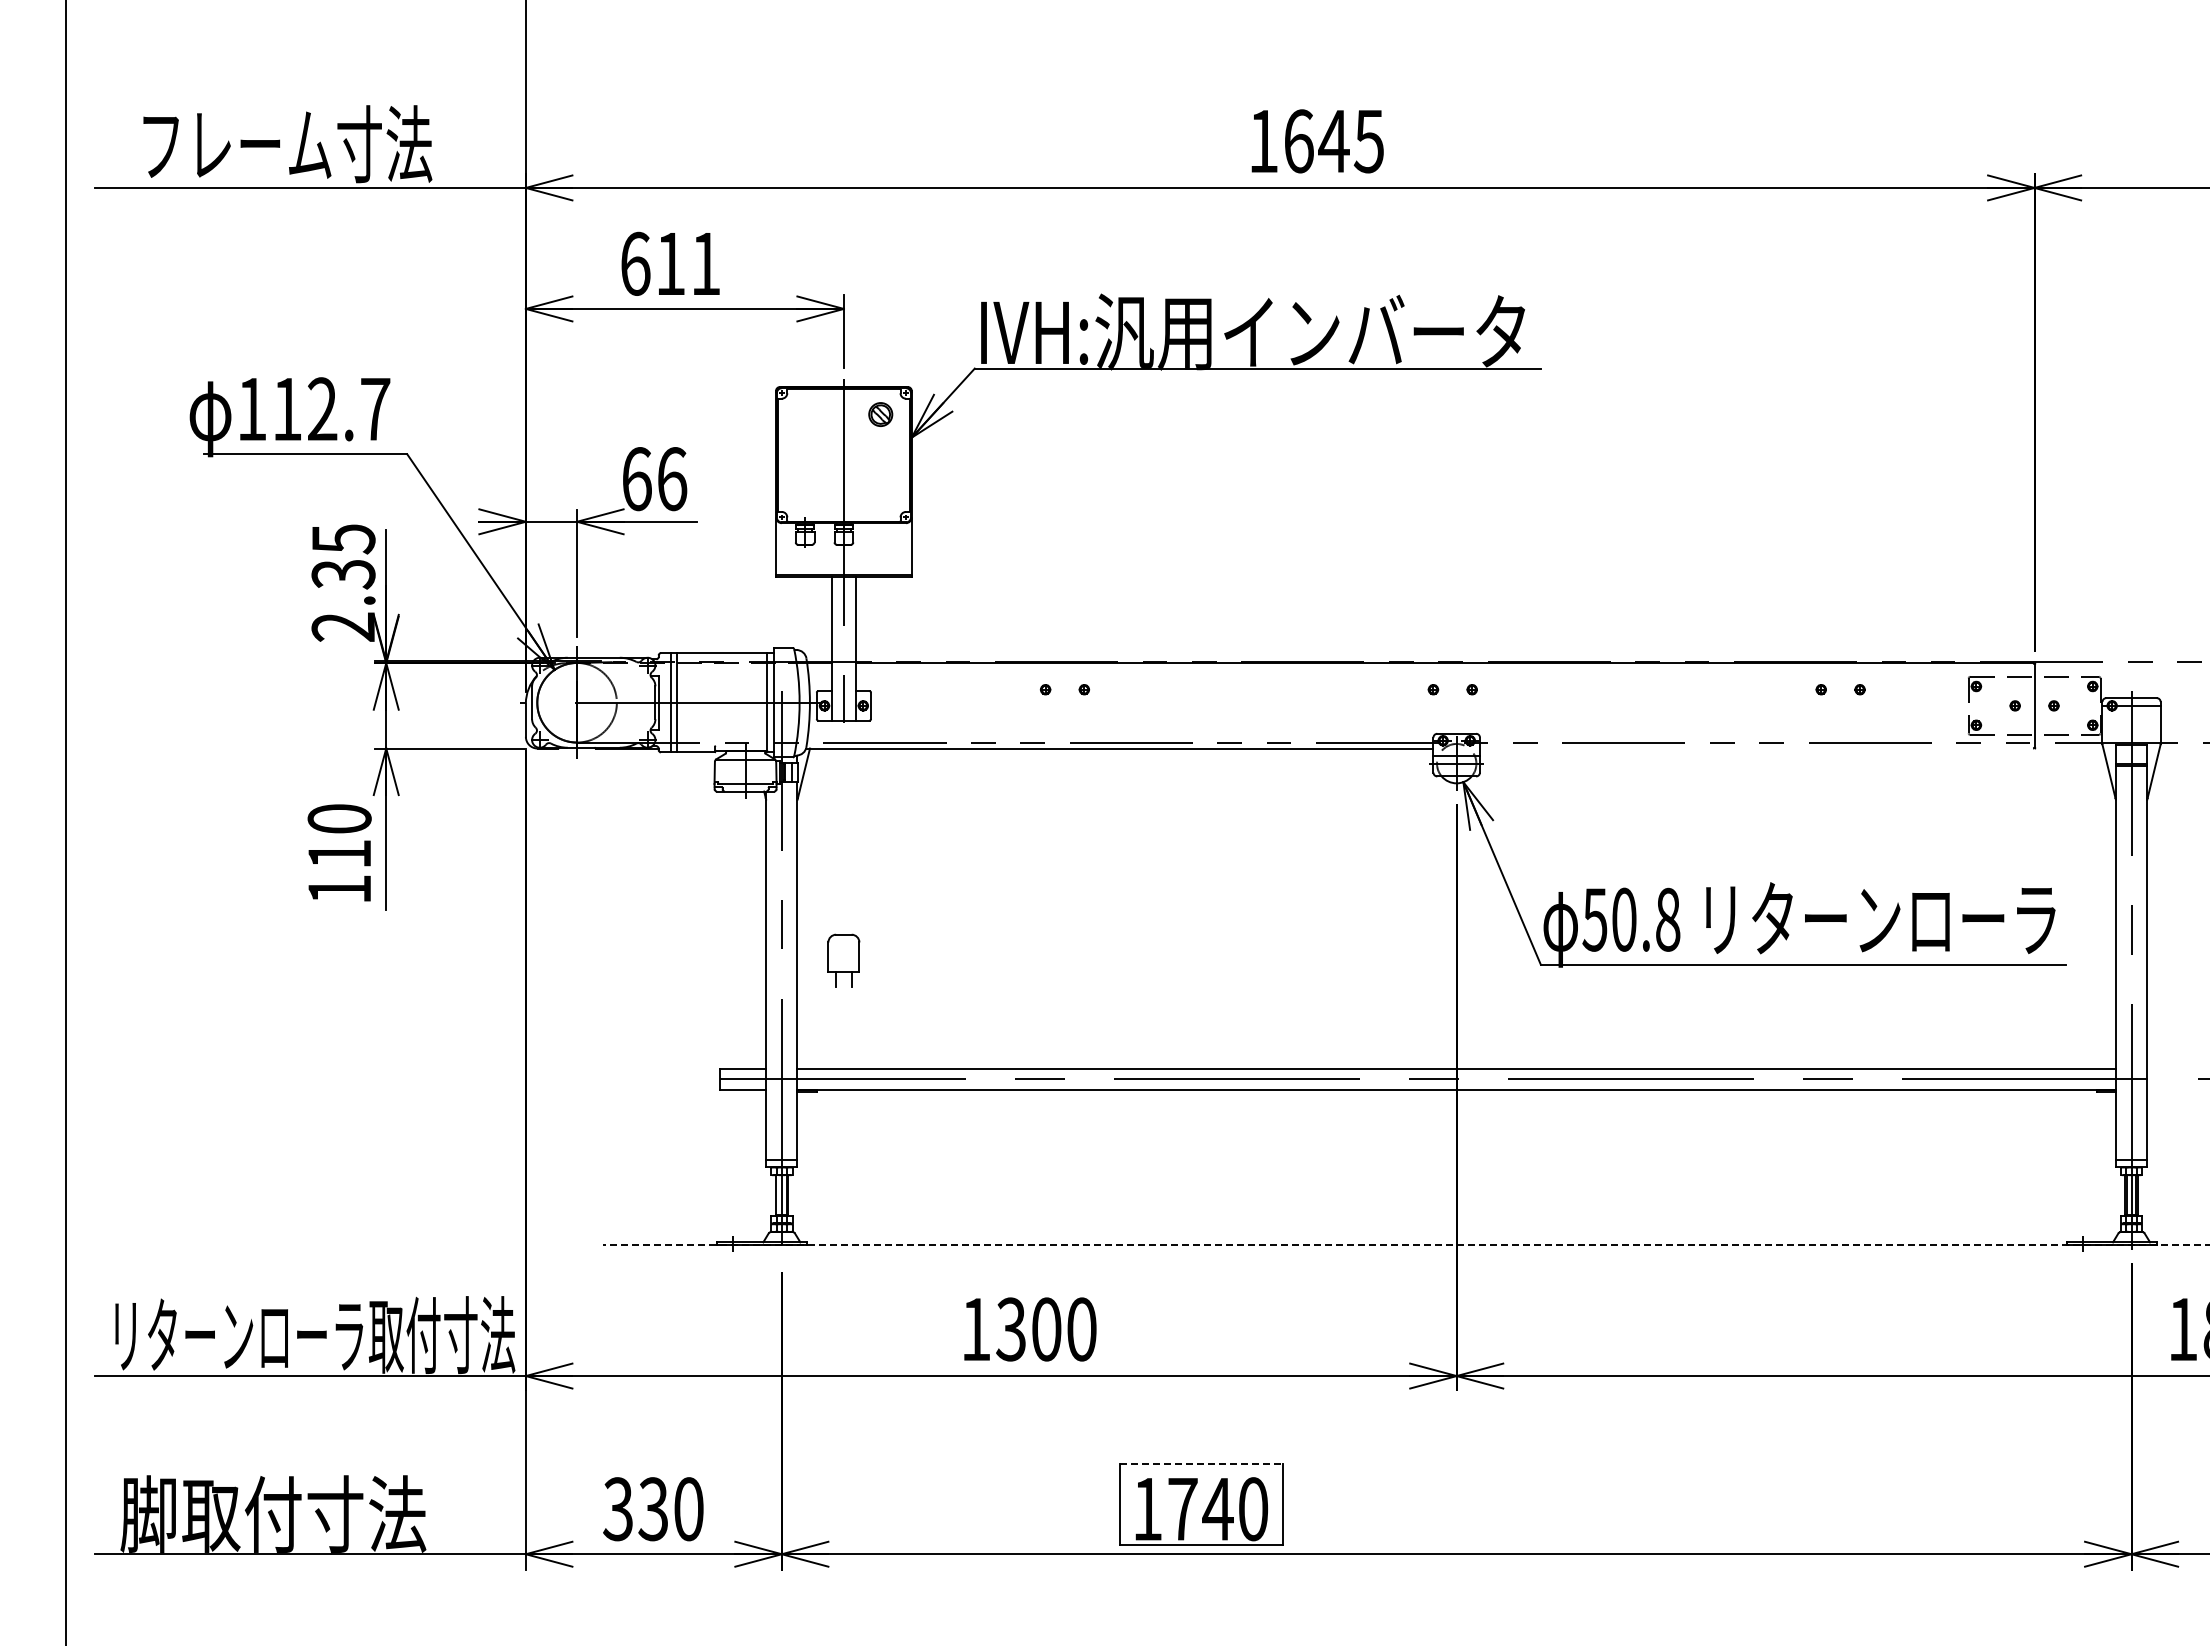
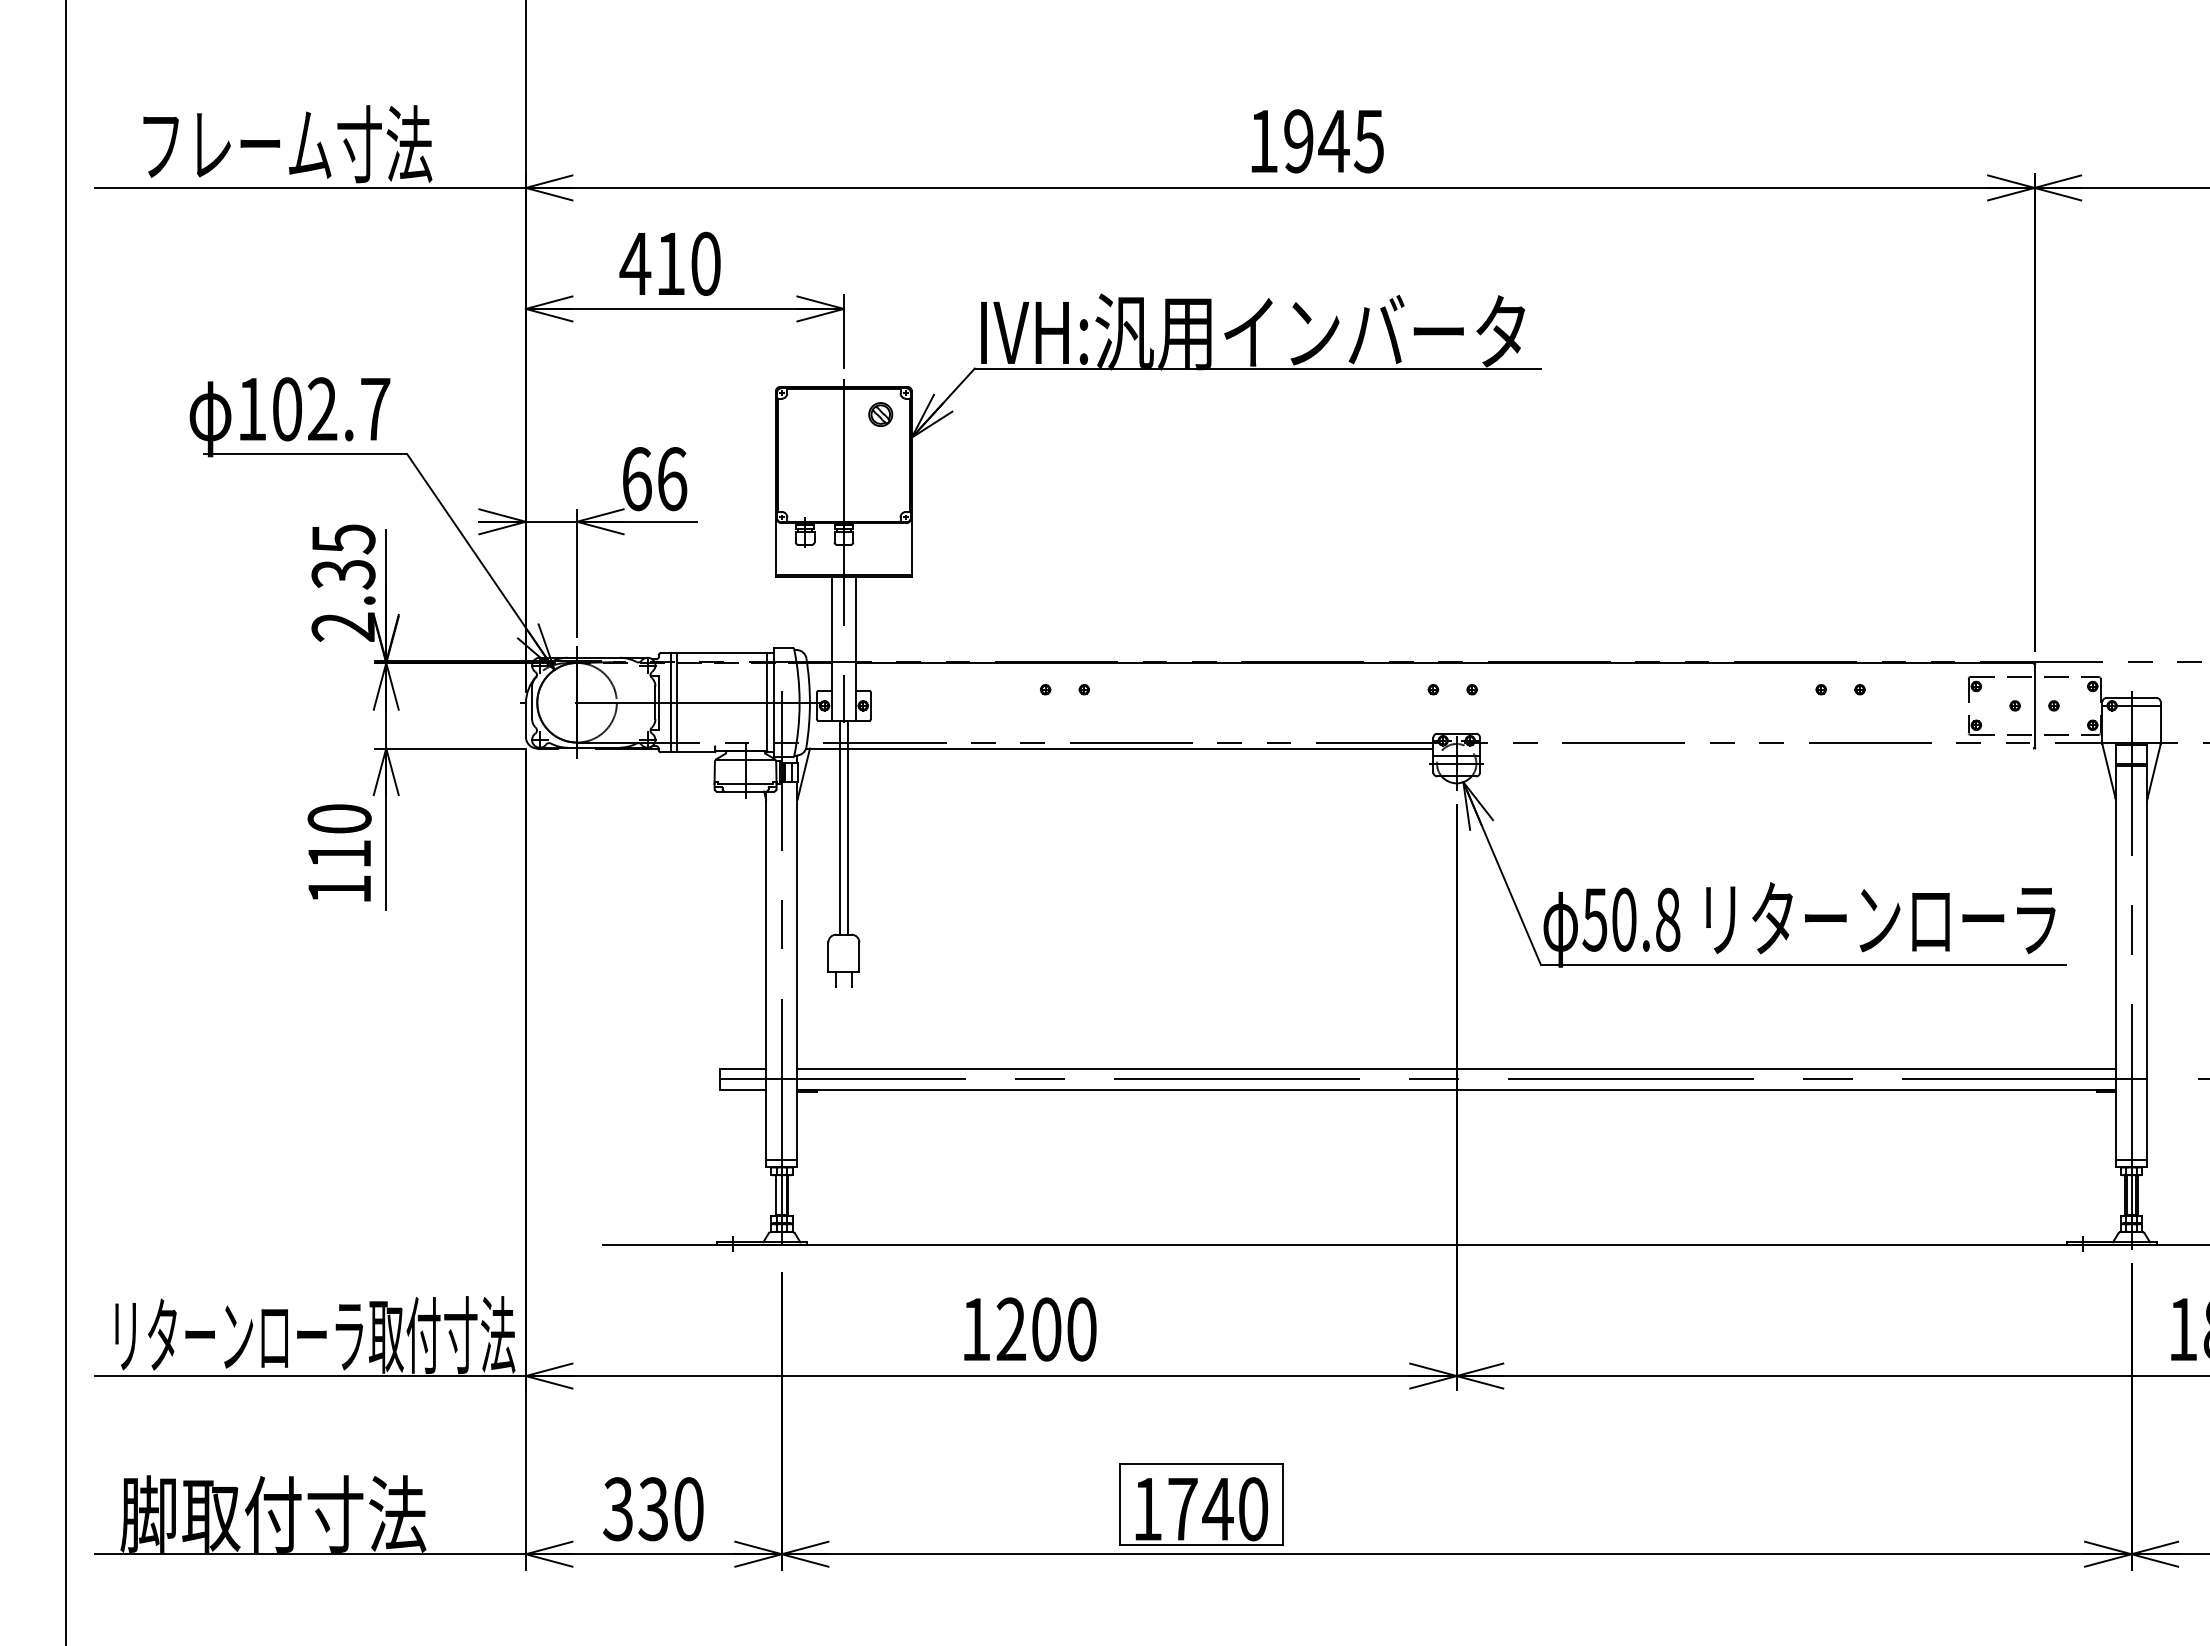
text: 1645 -> 1945 (1298, 141)
text: 611 -> 410 (669, 263)
text: 112.7 -> 102.7 (287, 409)
line: none -> present (840, 827)
line: none -> present (847, 827)
line: dashed -> solid (1406, 1245)
text: 1300 -> 1200 (1010, 1329)
line: dashed -> solid (1201, 1464)
